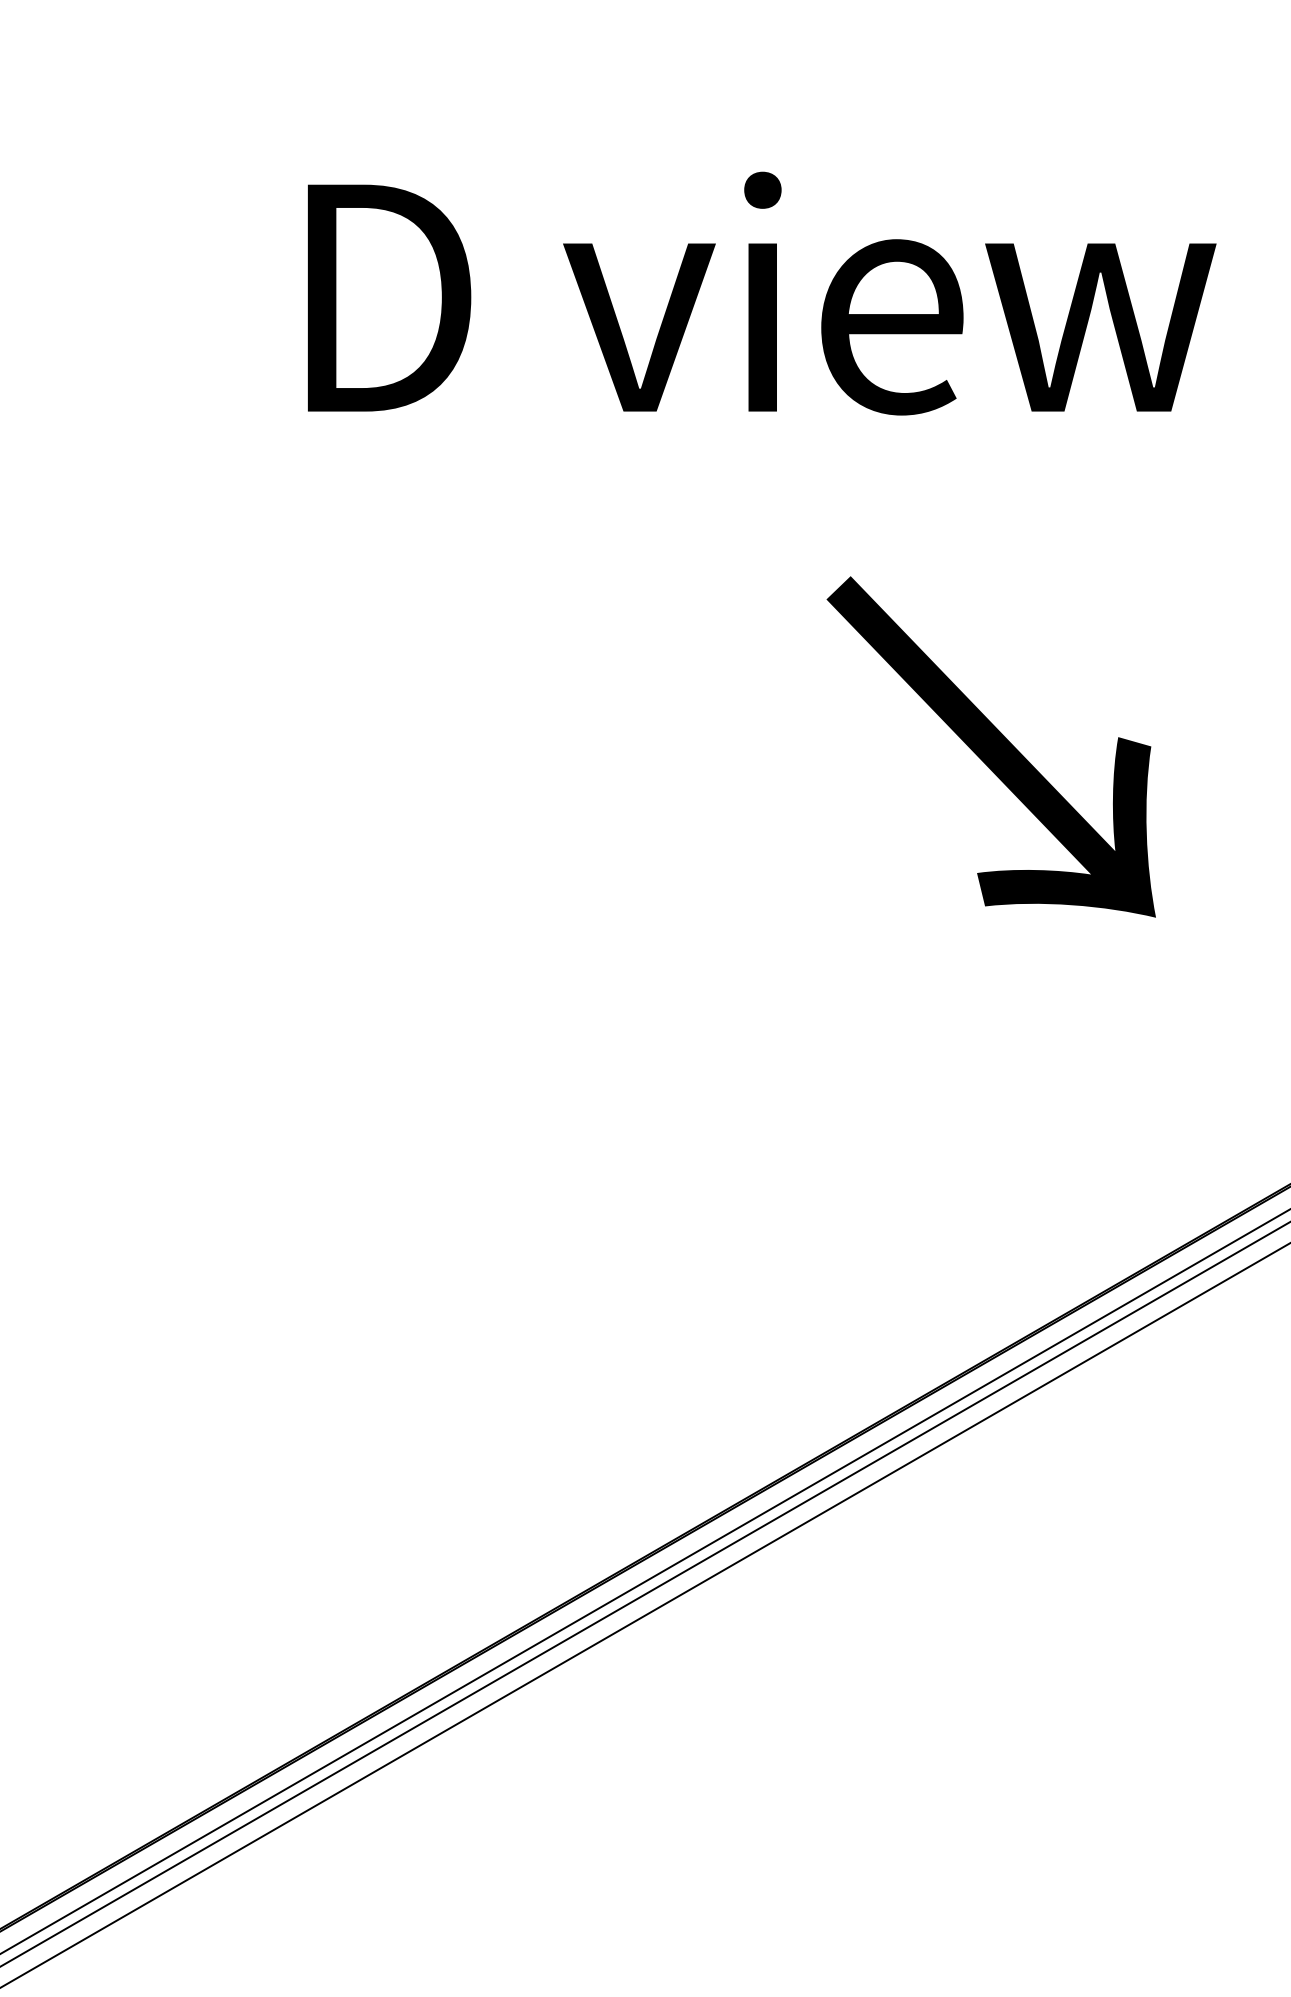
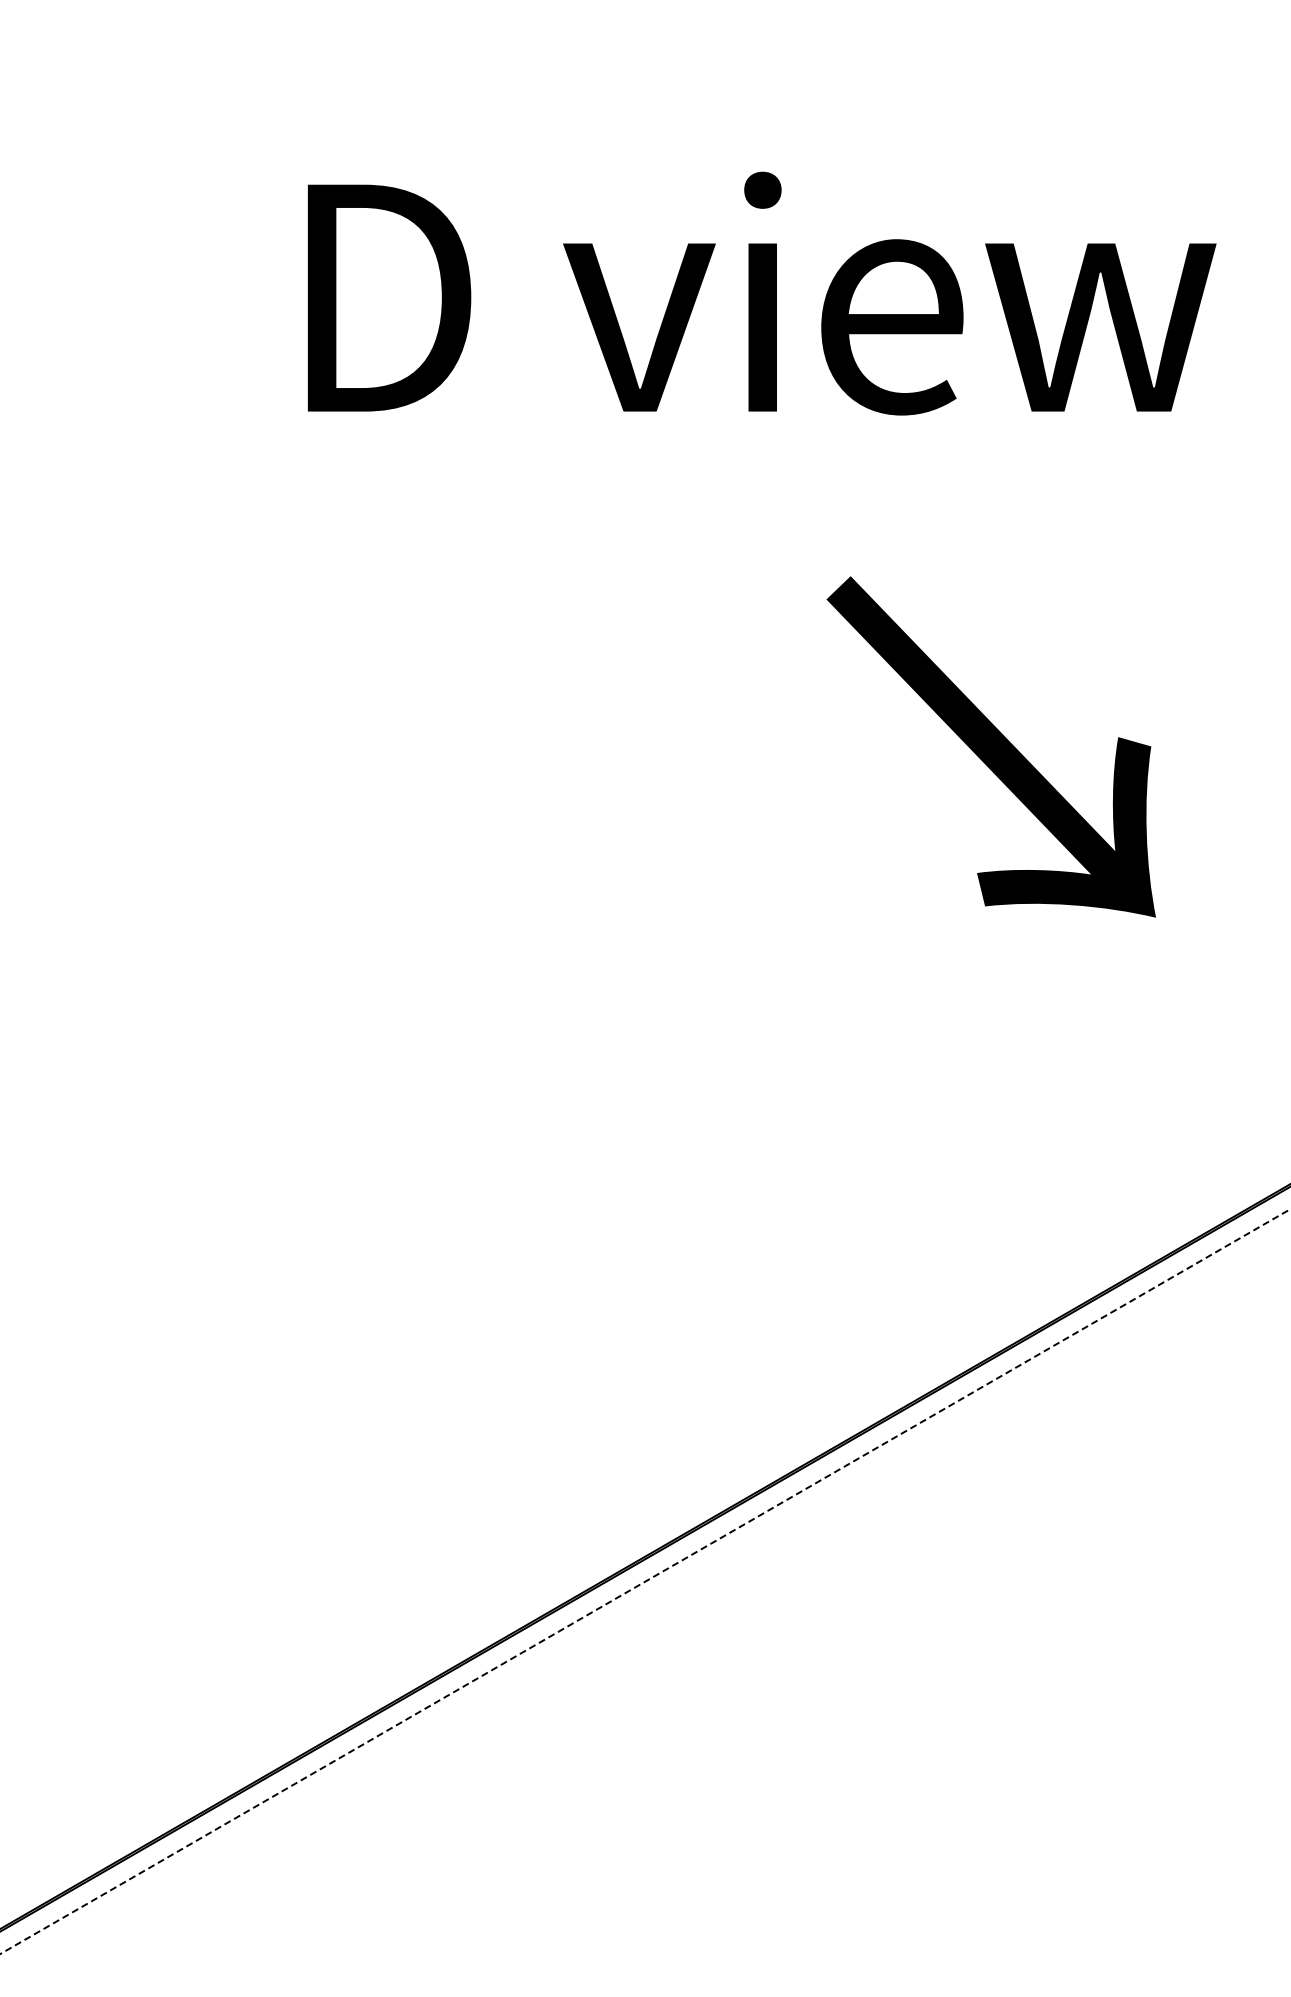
line: solid -> dashed (644, 1581)
line: present -> none (644, 1594)
line: present -> none (644, 1615)
